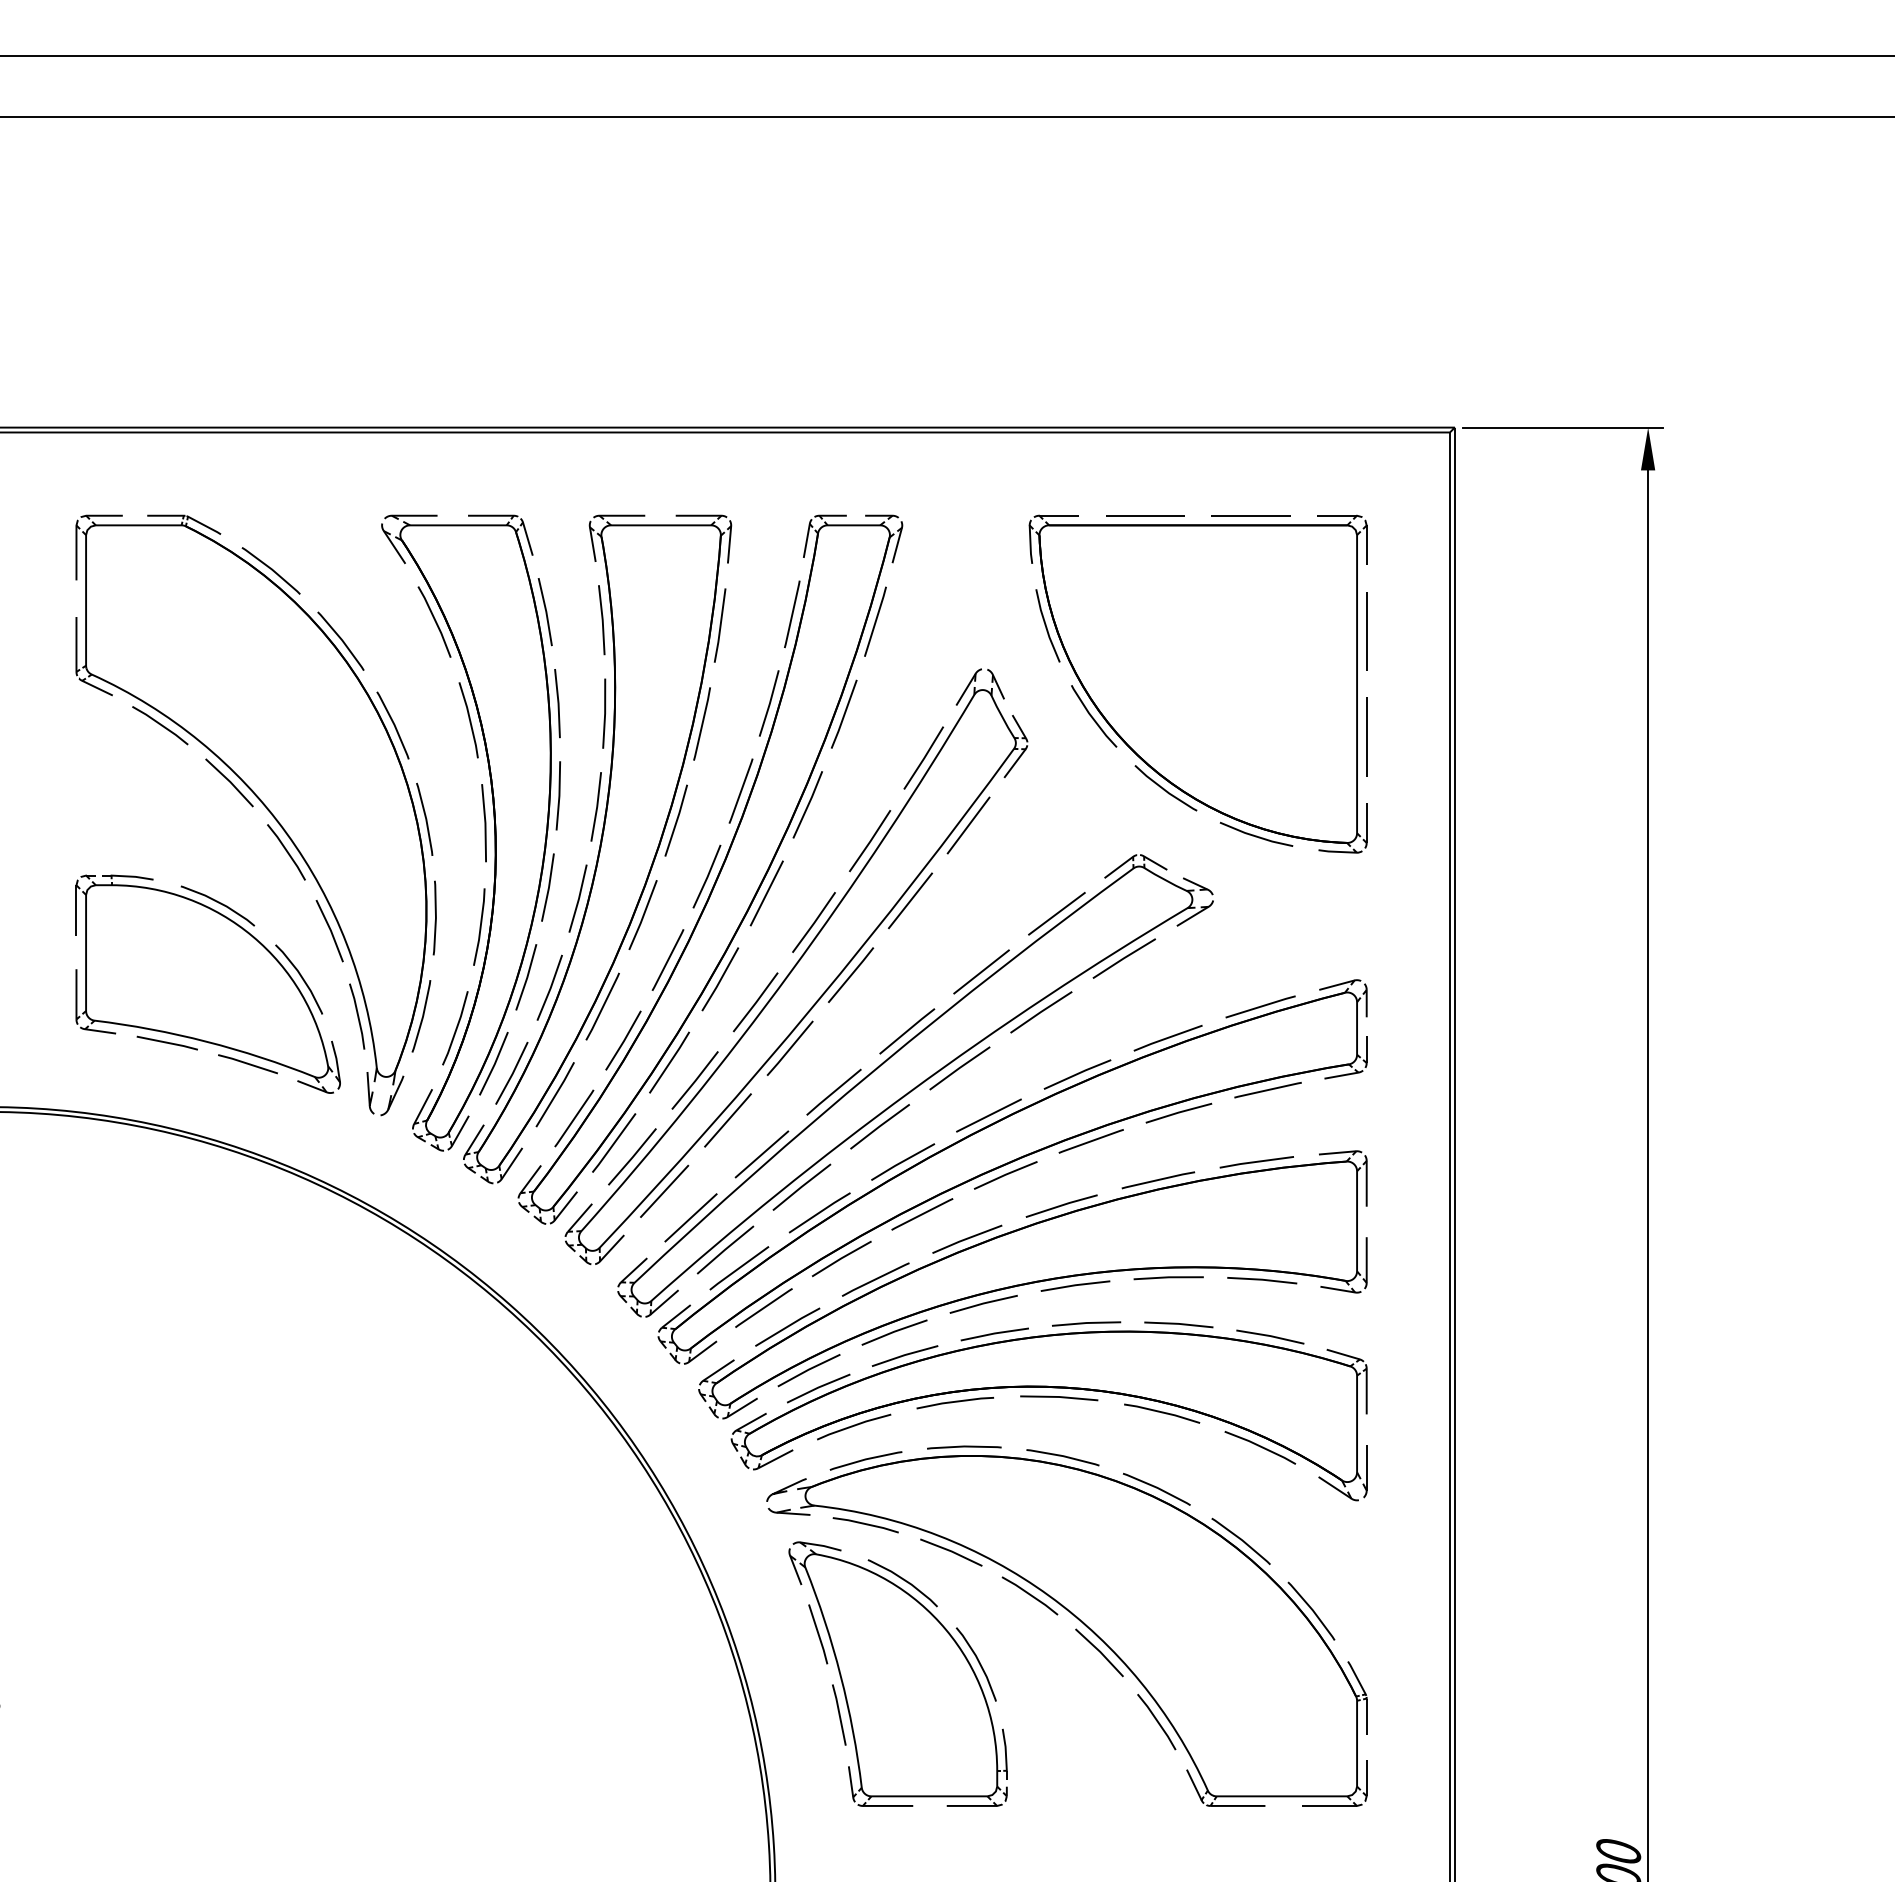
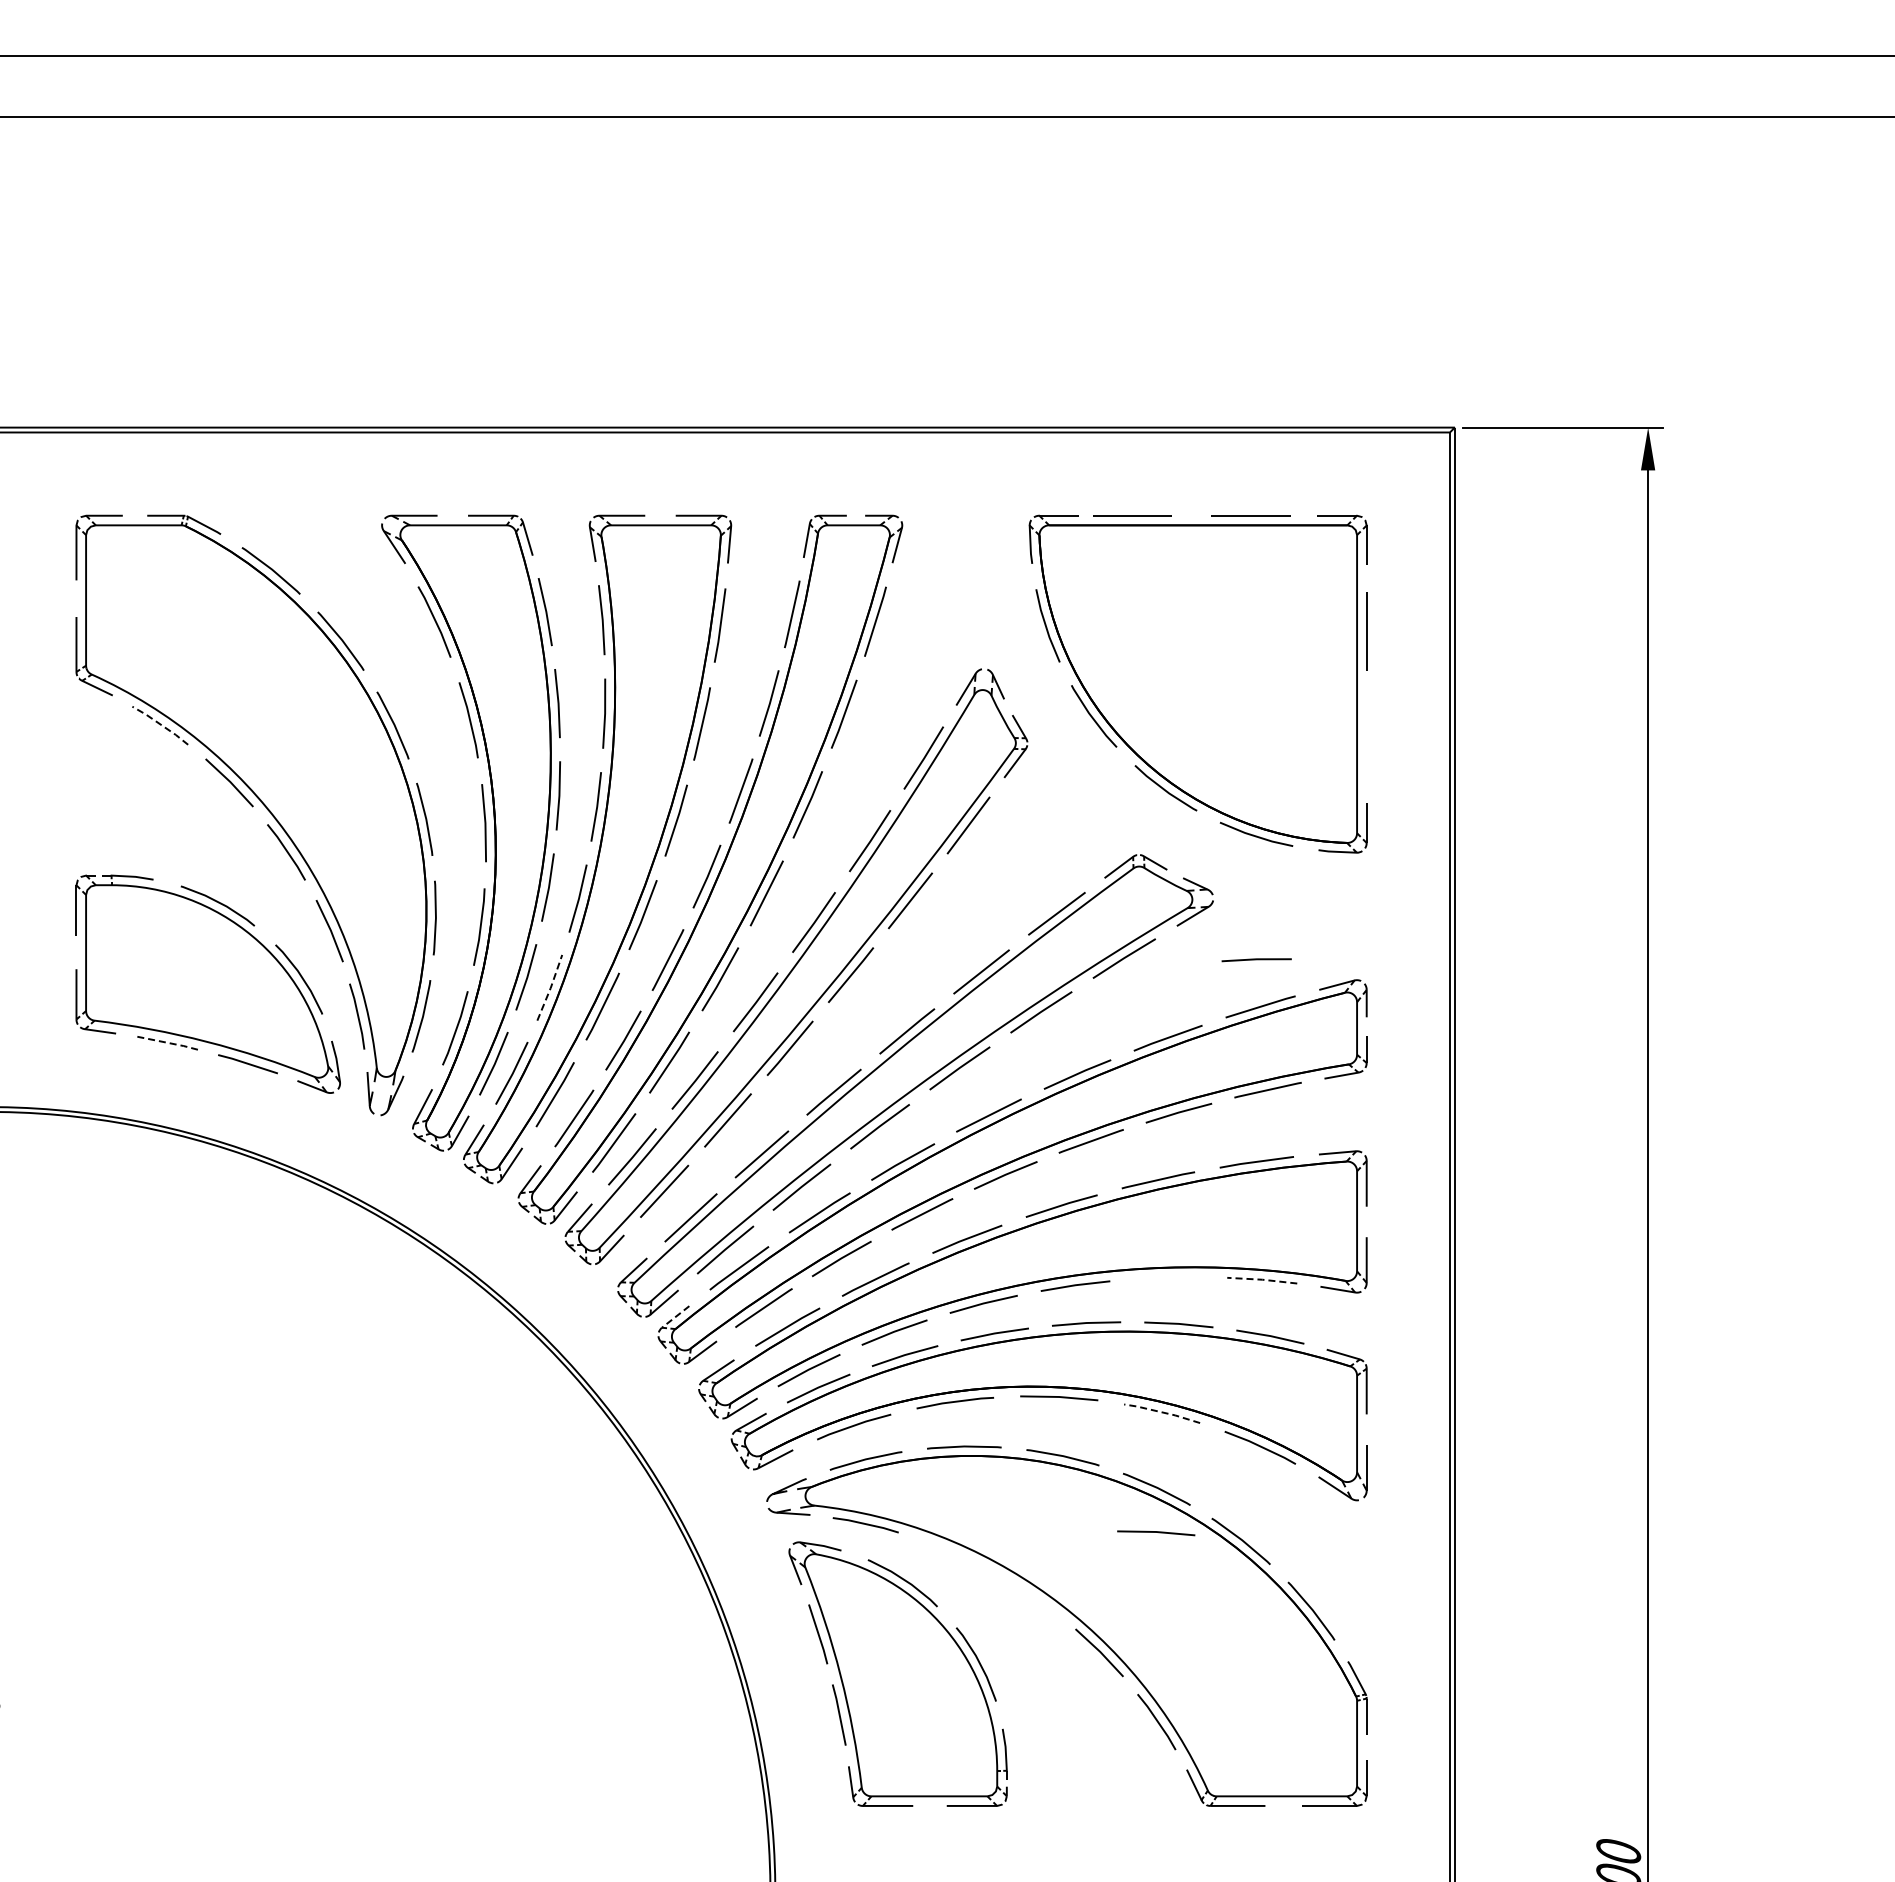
line position: (1145, 515) -> (1132, 515) (1132, 515)
line: solid -> dashed (160, 724)
line: present -> none (1366, 736)
line: solid -> dashed (550, 988)
line: solid -> dashed (168, 1042)
line position: (1168, 1278) -> (1256, 960) (1256, 960)
line: solid -> dashed (1262, 1279)
line: solid -> dashed (673, 1318)
line: solid -> dashed (1161, 1412)
line: none -> present (1156, 1532)
line: present -> none (951, 1552)
line: present -> none (1029, 1595)
